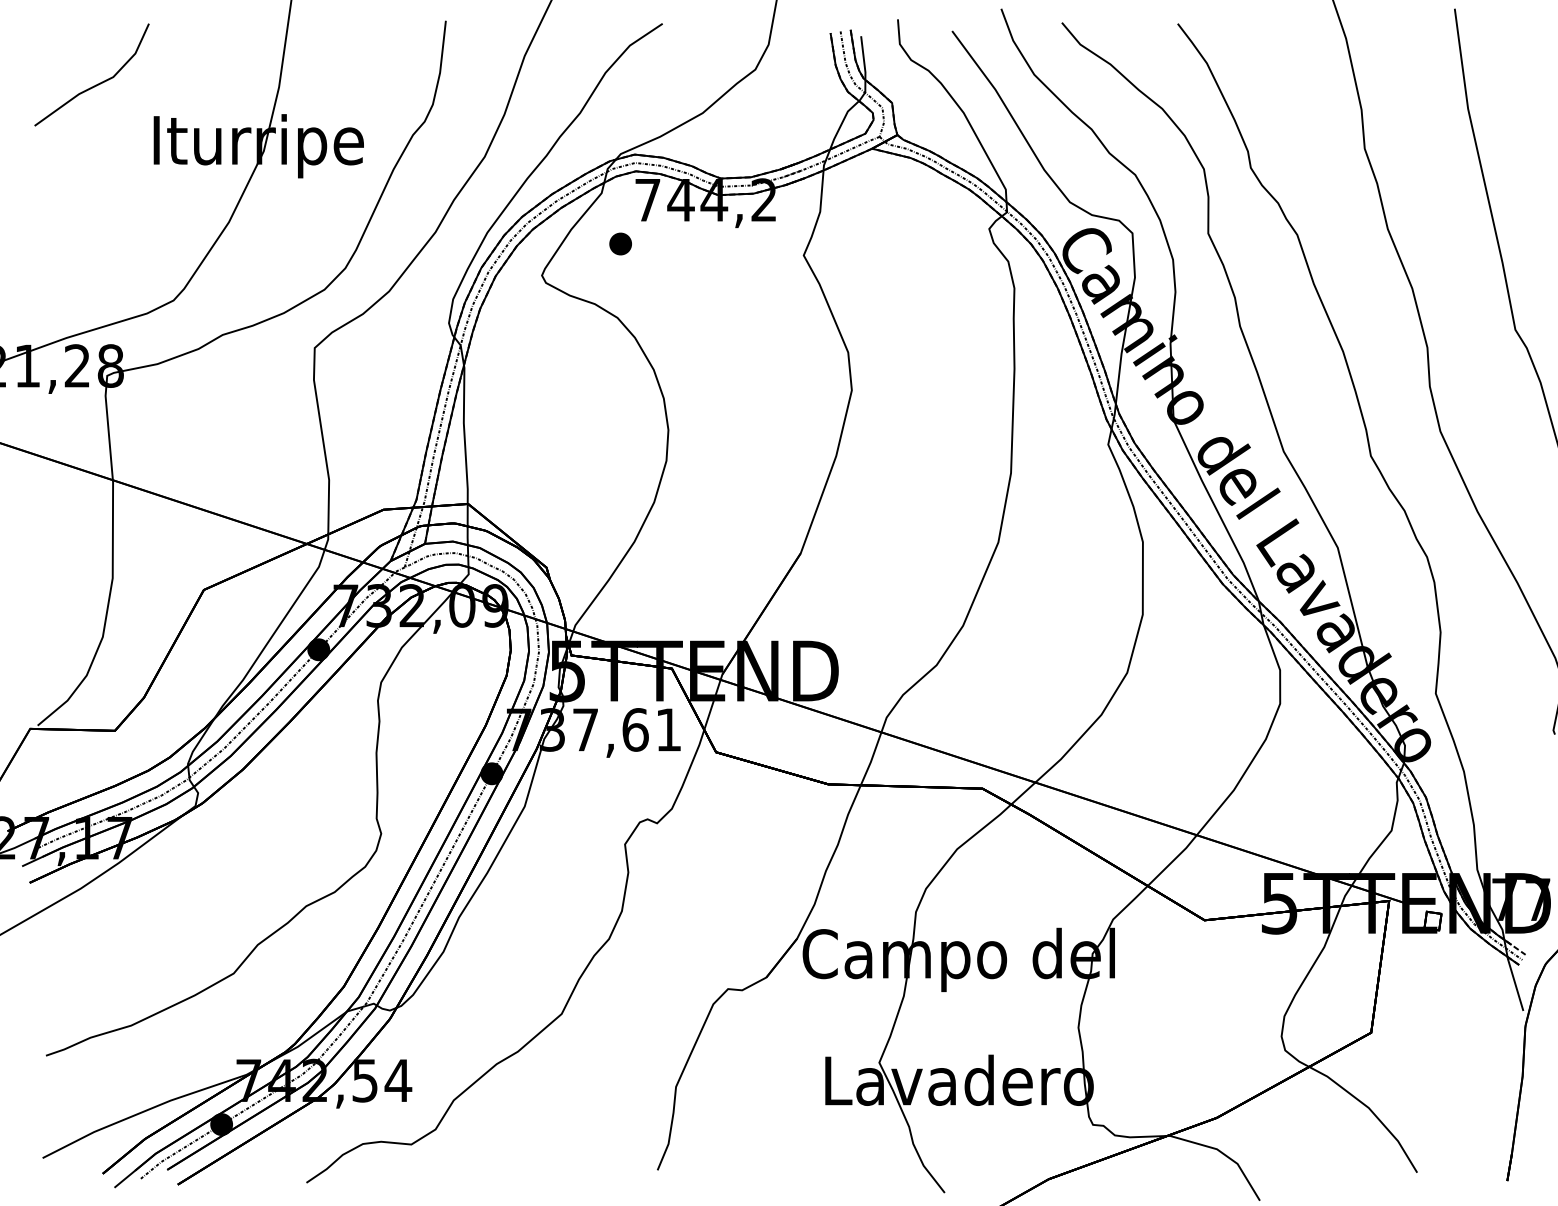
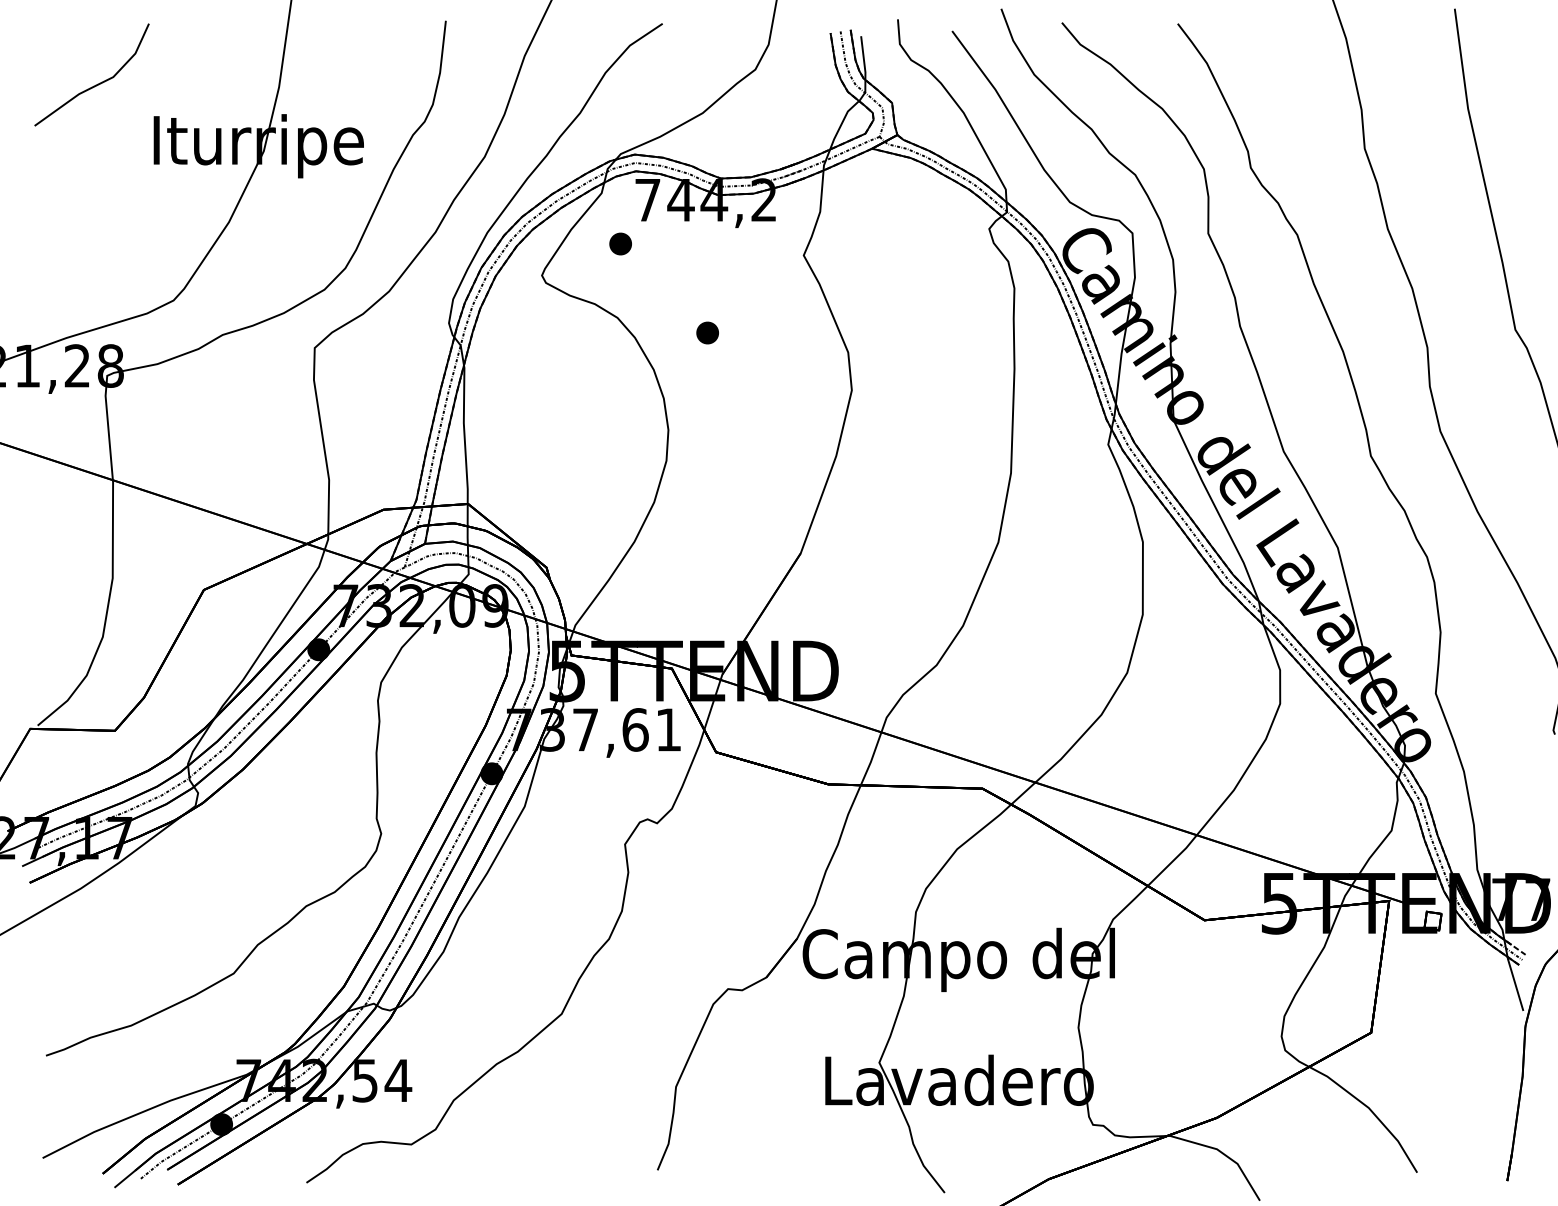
part: none -> present (707, 332)
